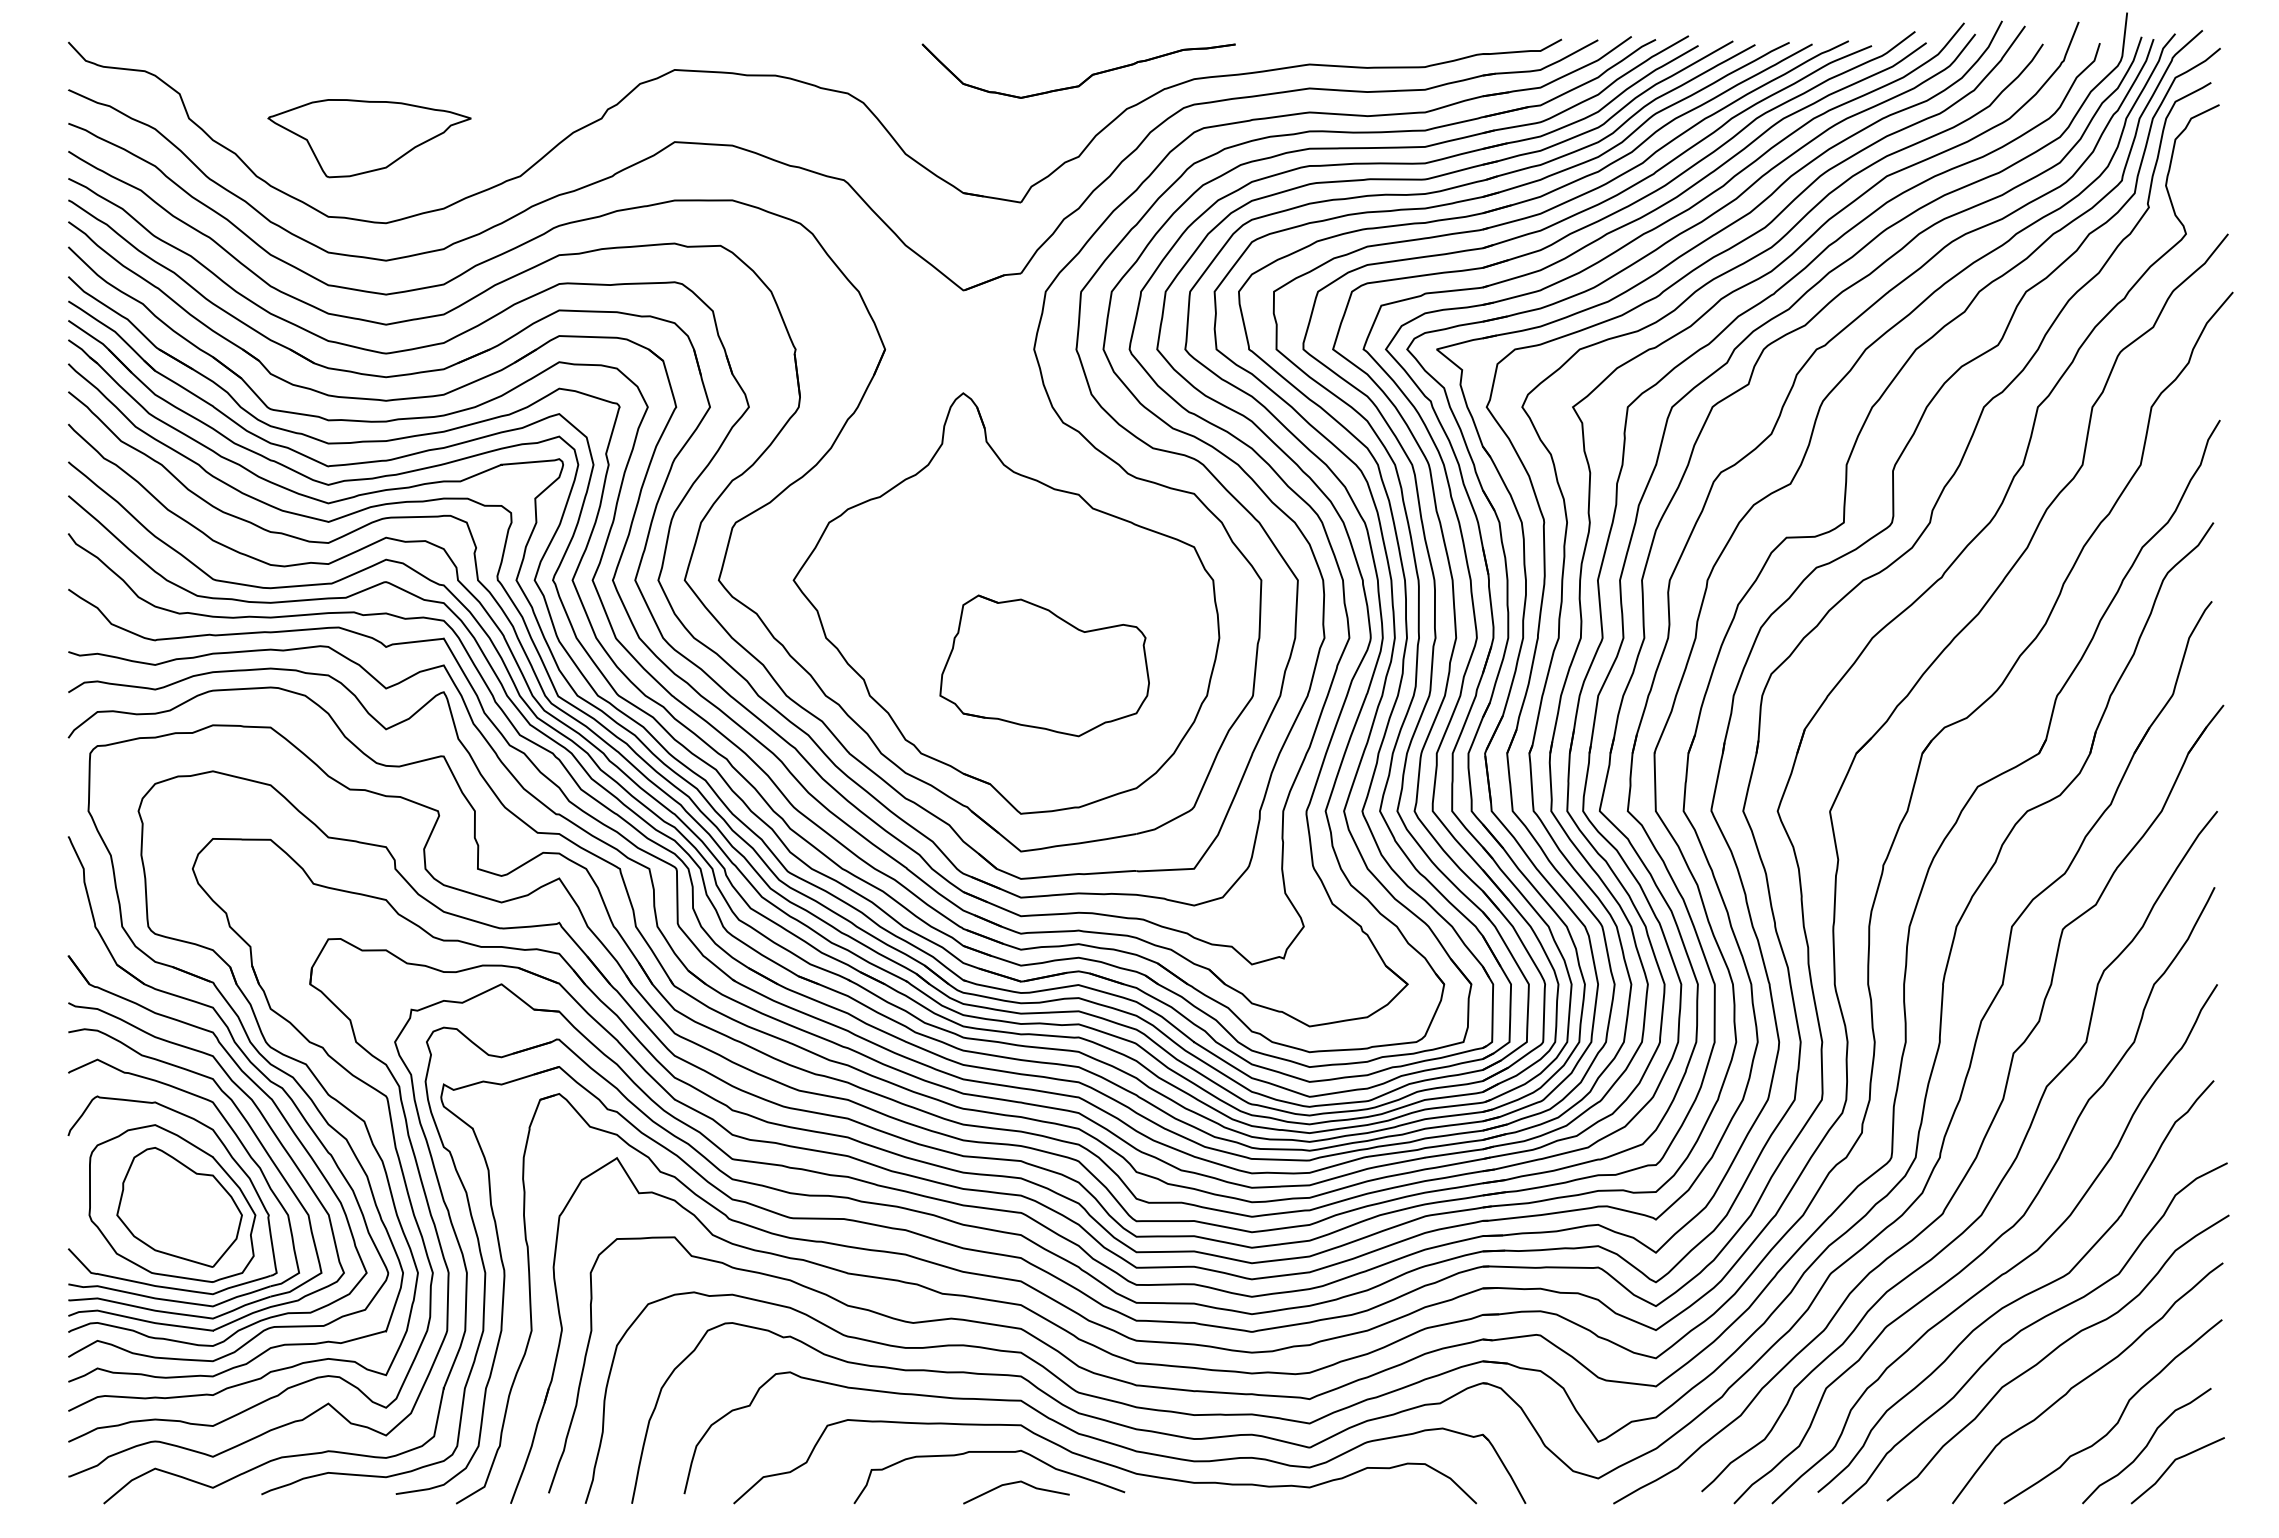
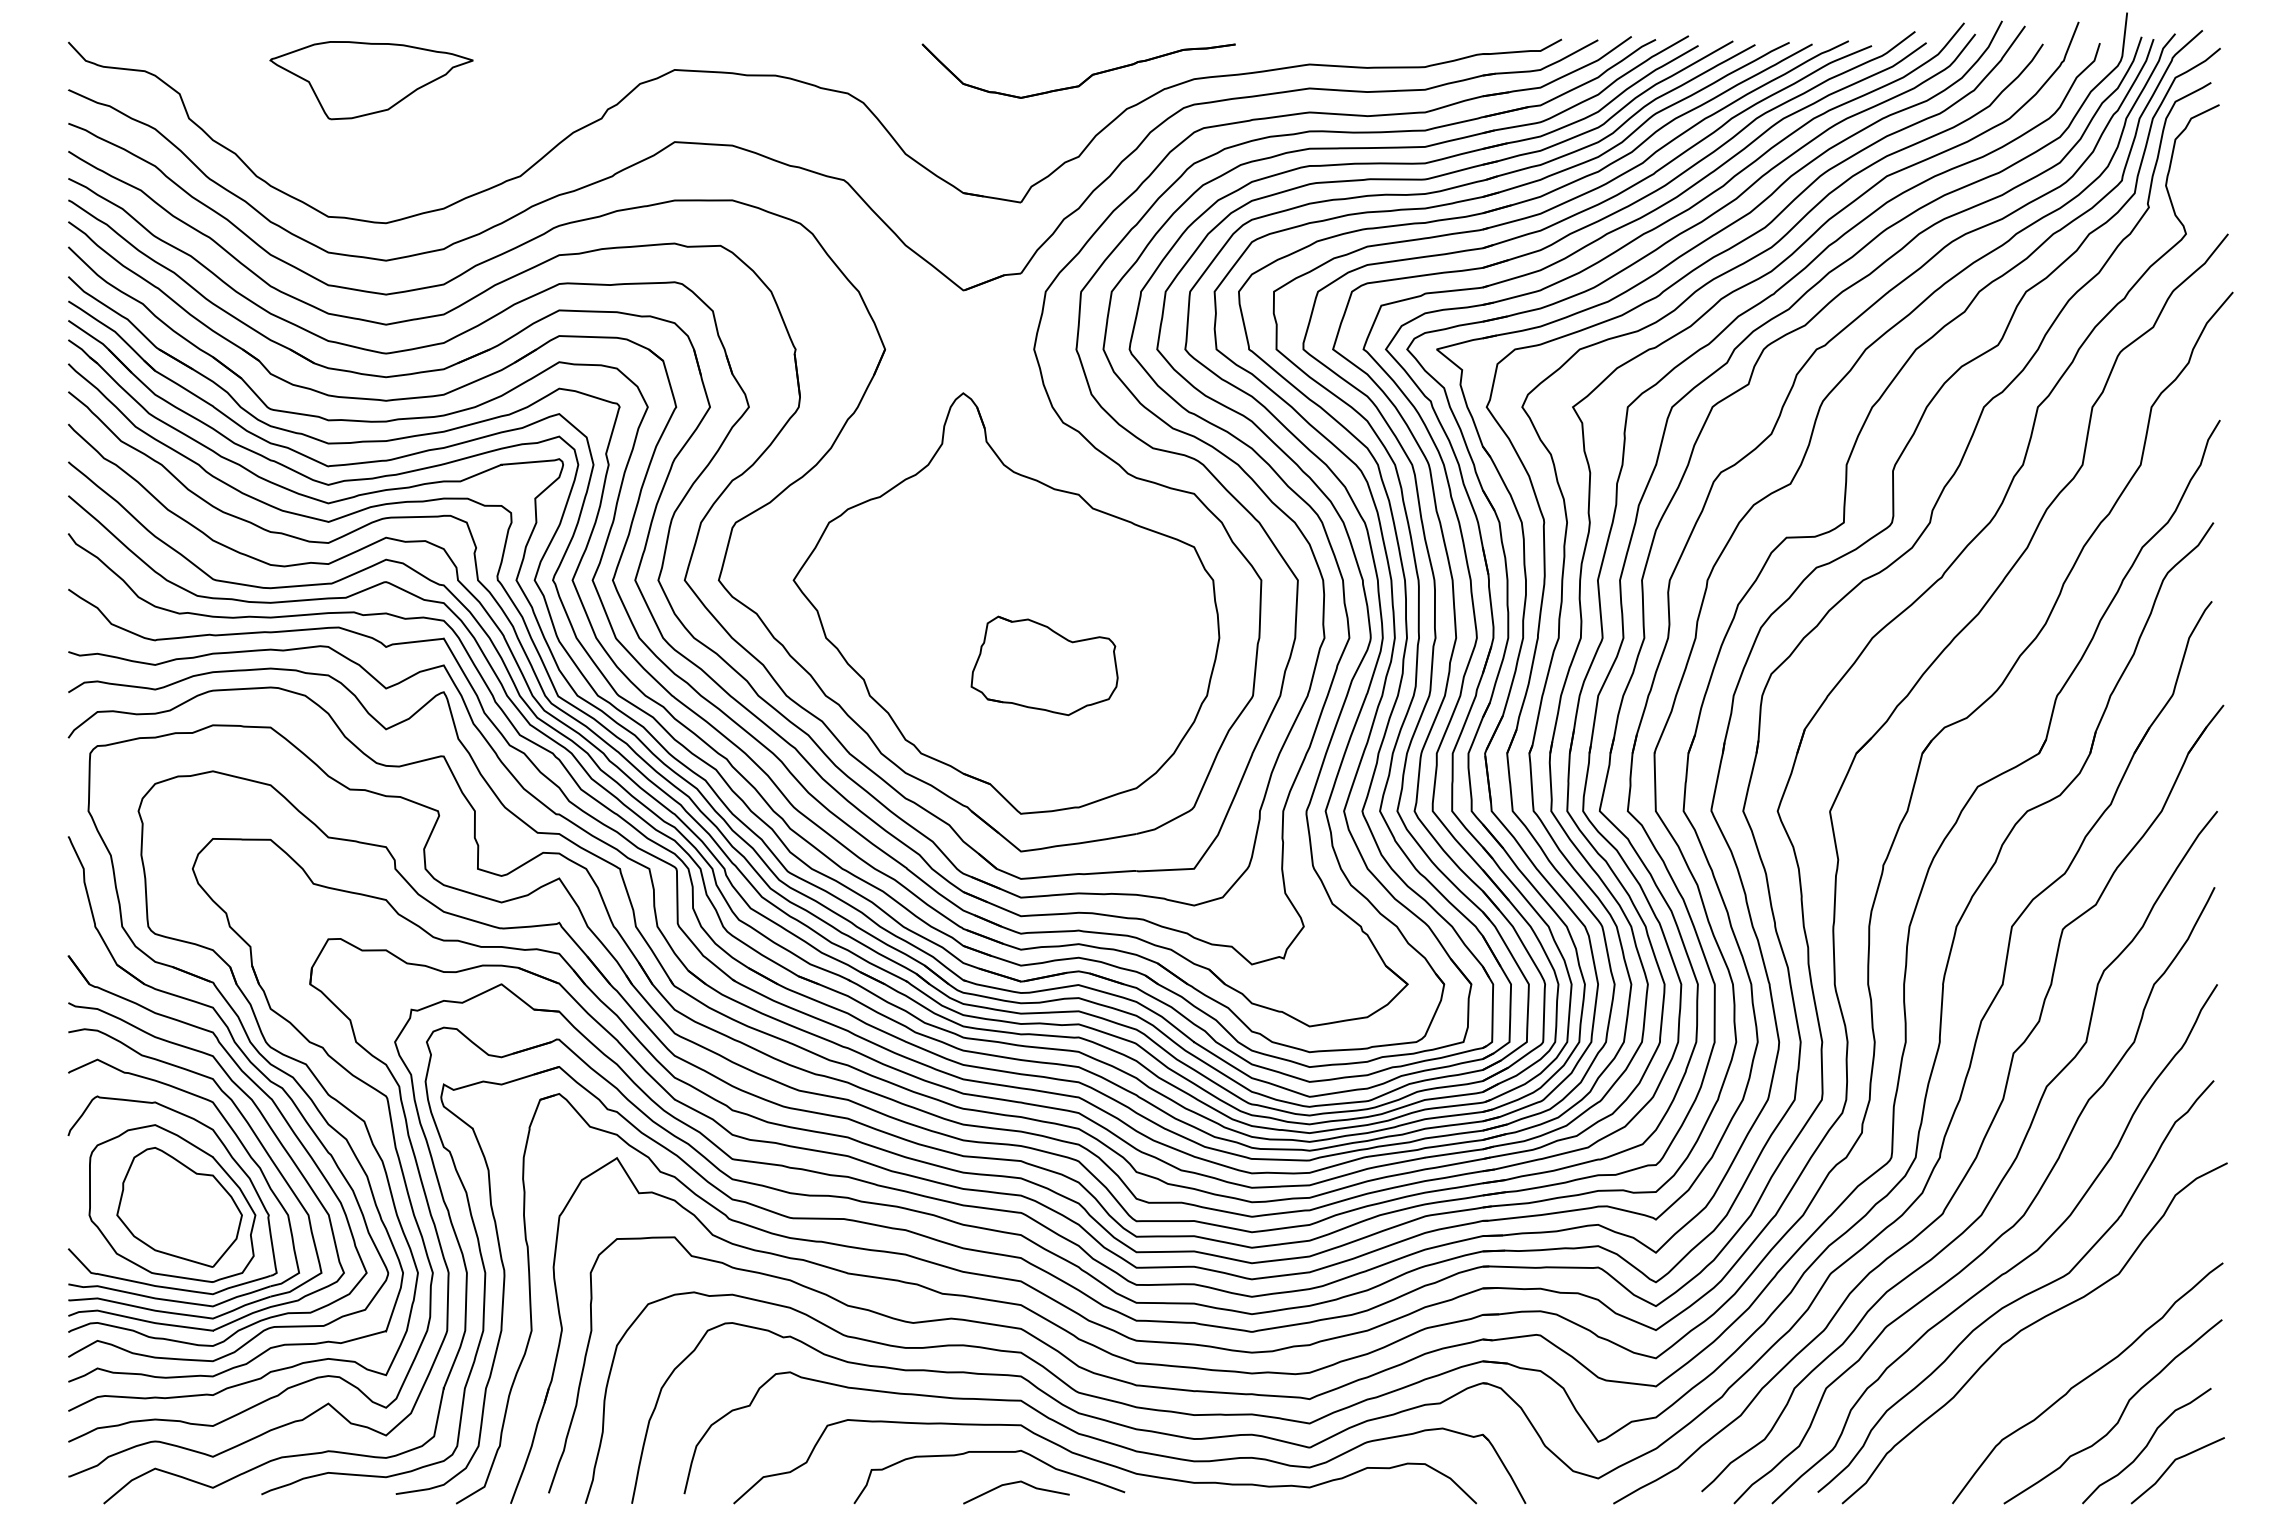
part position: (369, 138) -> (371, 80) (371, 80)
part size: 211x144 px -> 149x102 px (1044, 665)
curve: present -> none (2053, 1352)
